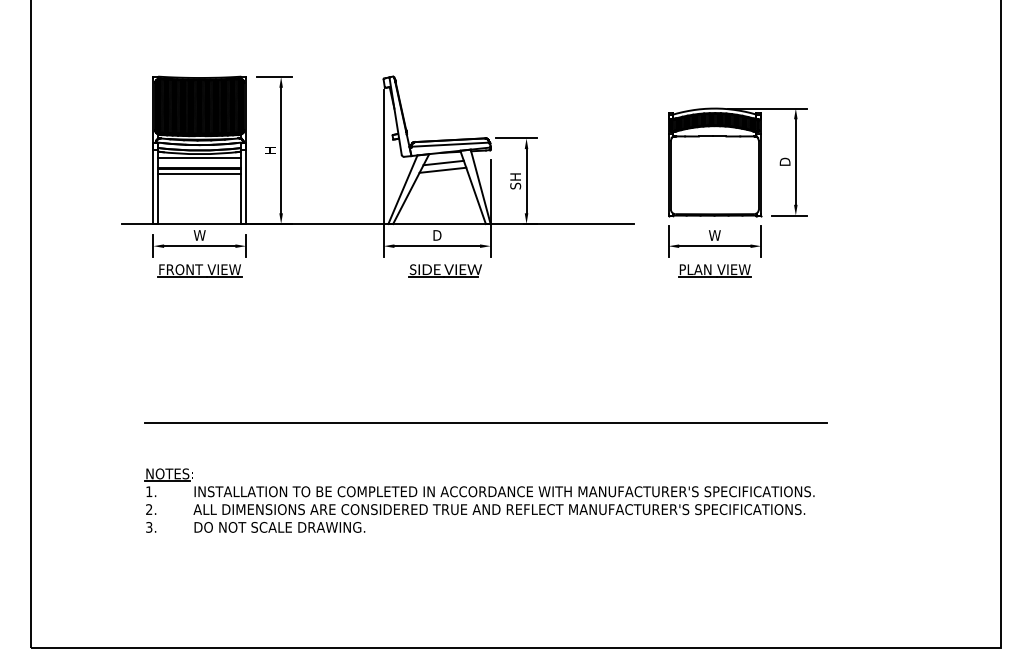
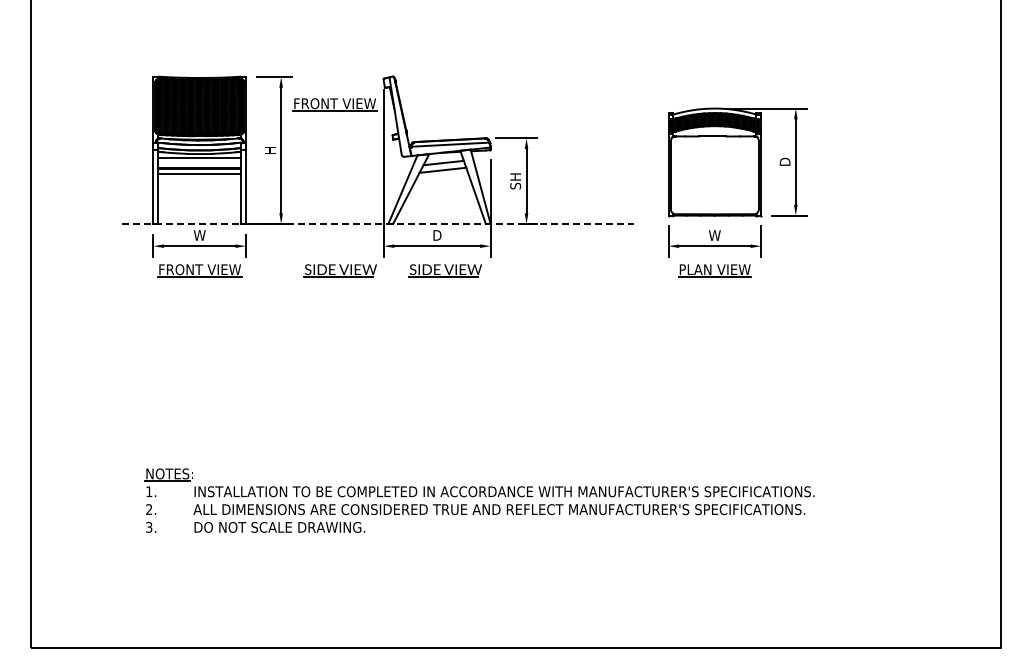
part: none -> present (334, 104)
line: solid -> dashed (378, 224)
part: none -> present (339, 270)
line: present -> none (485, 422)
